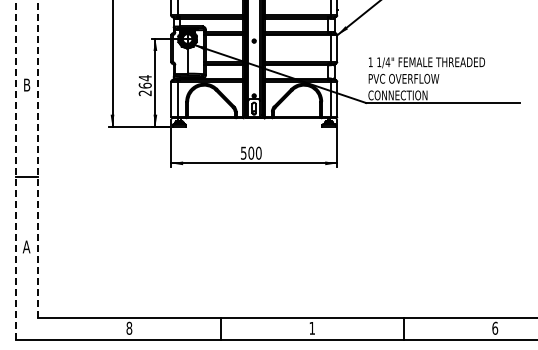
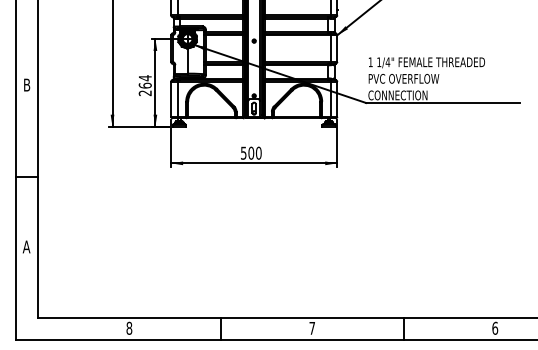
line: dashed -> solid (38, 158)
line: dashed -> solid (16, 169)
text: 1 -> 7 (311, 328)
